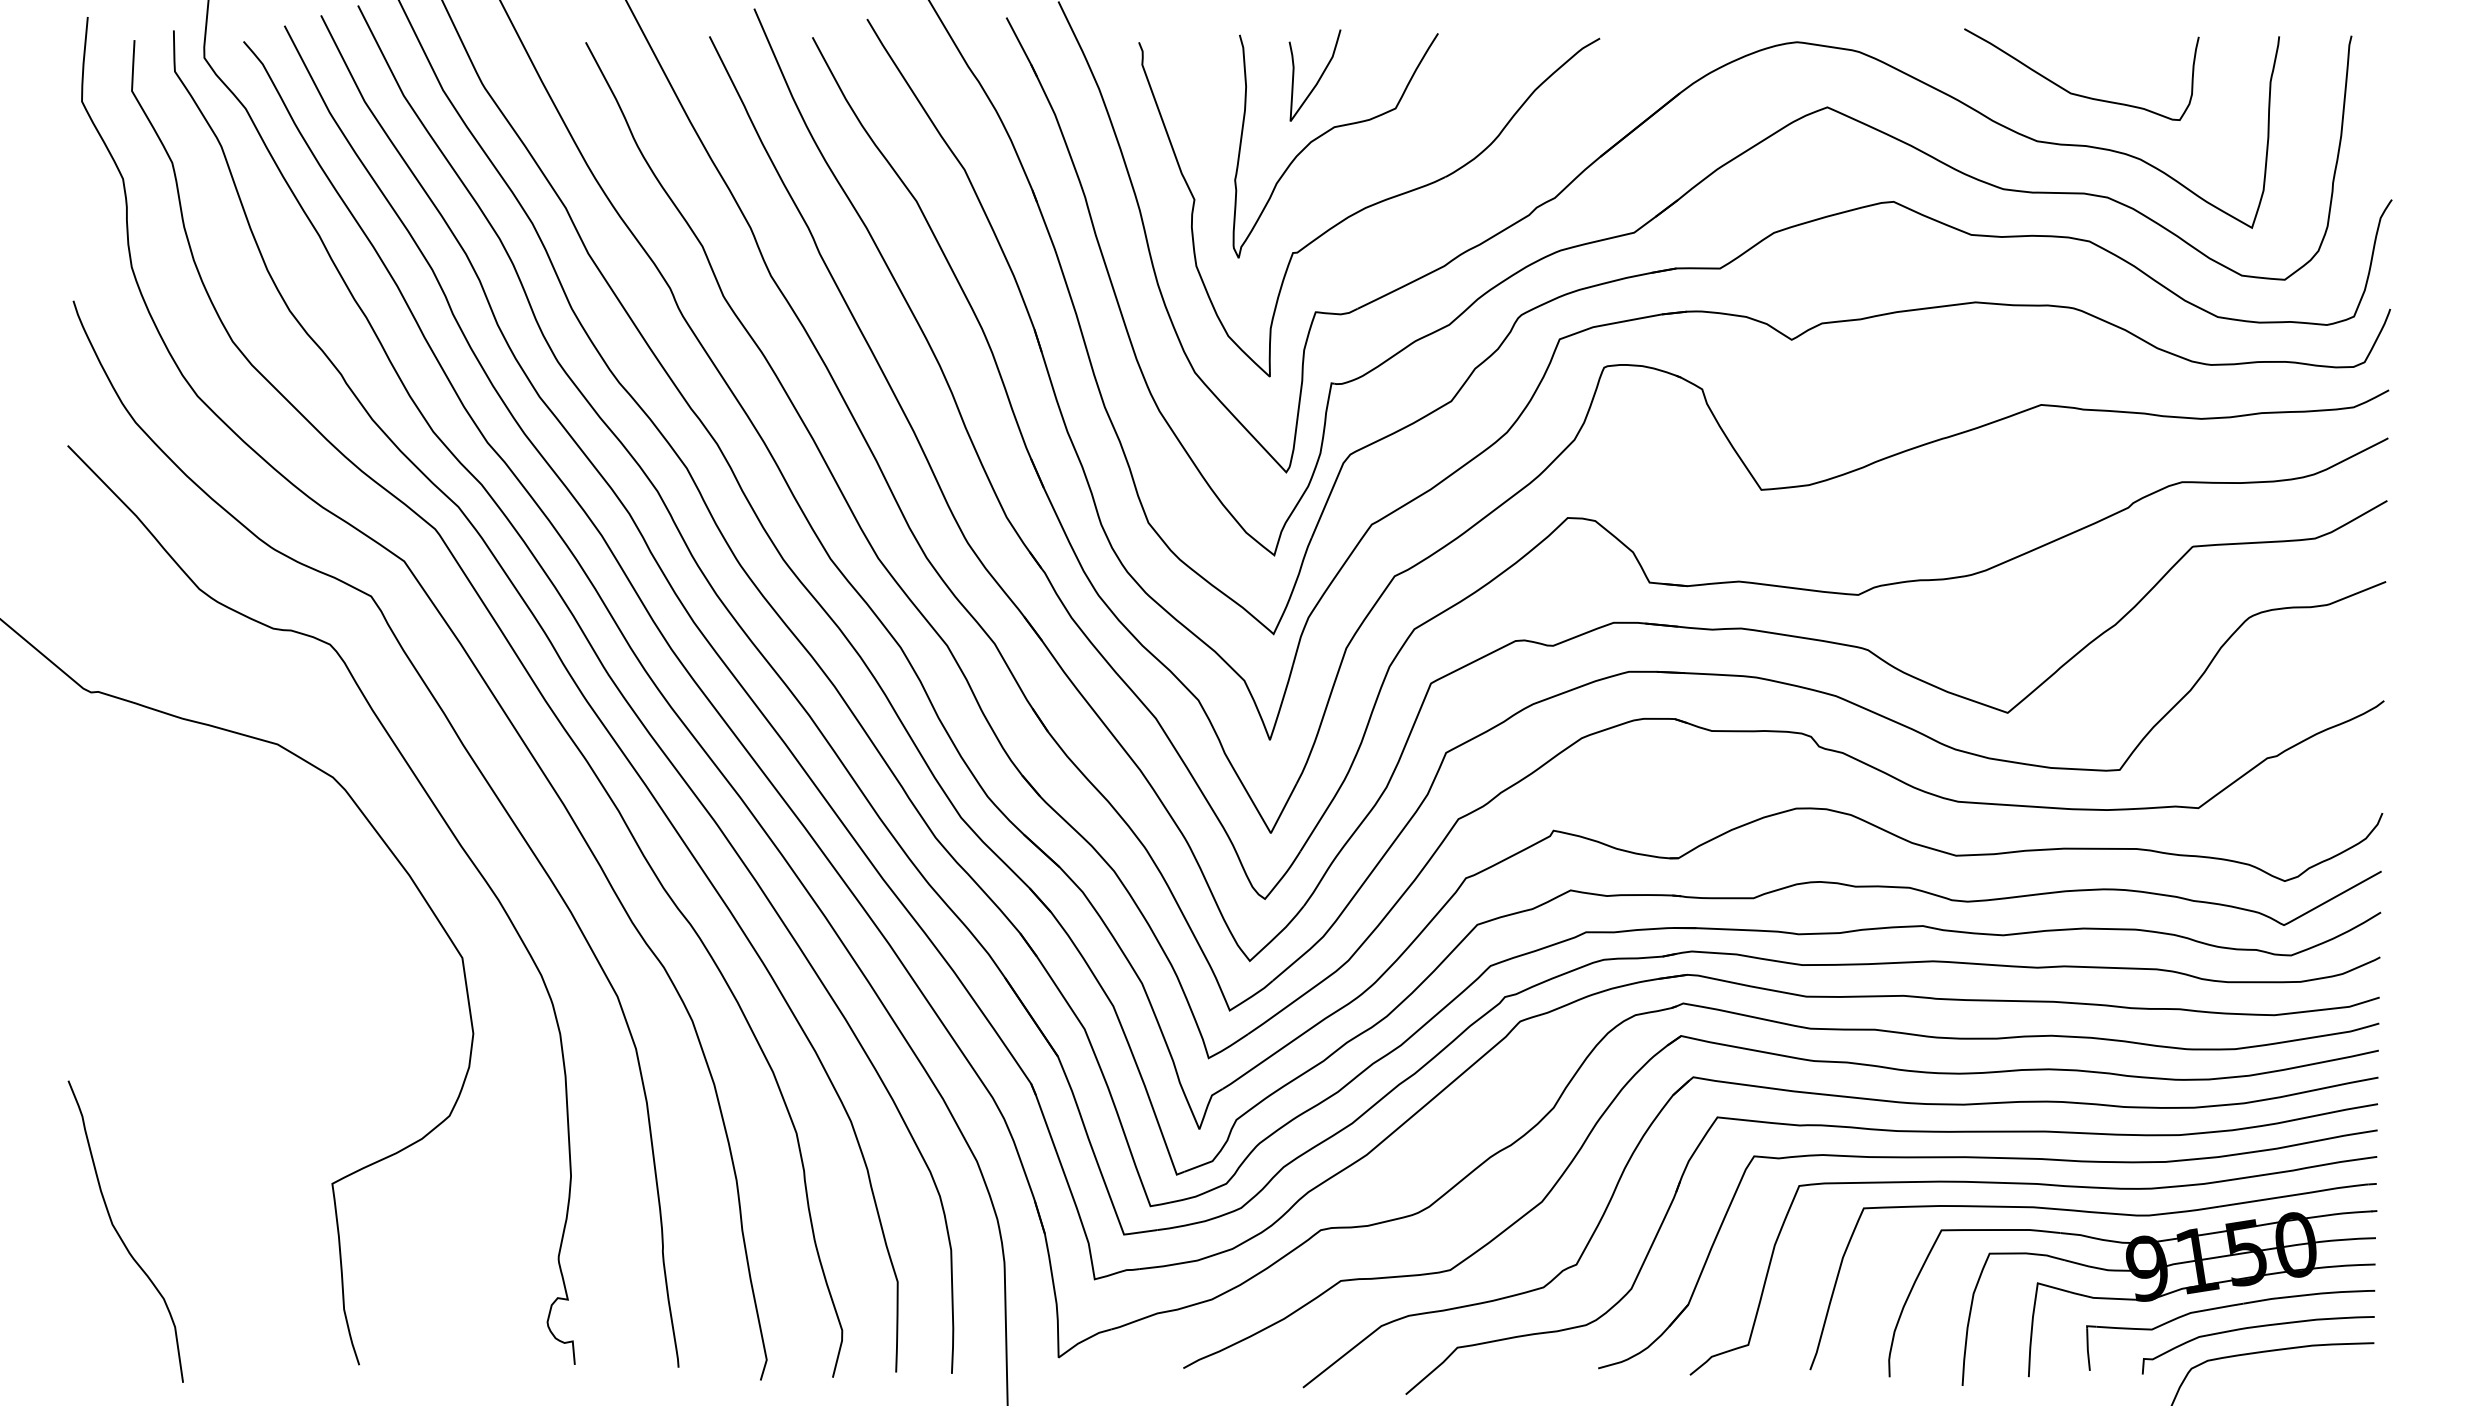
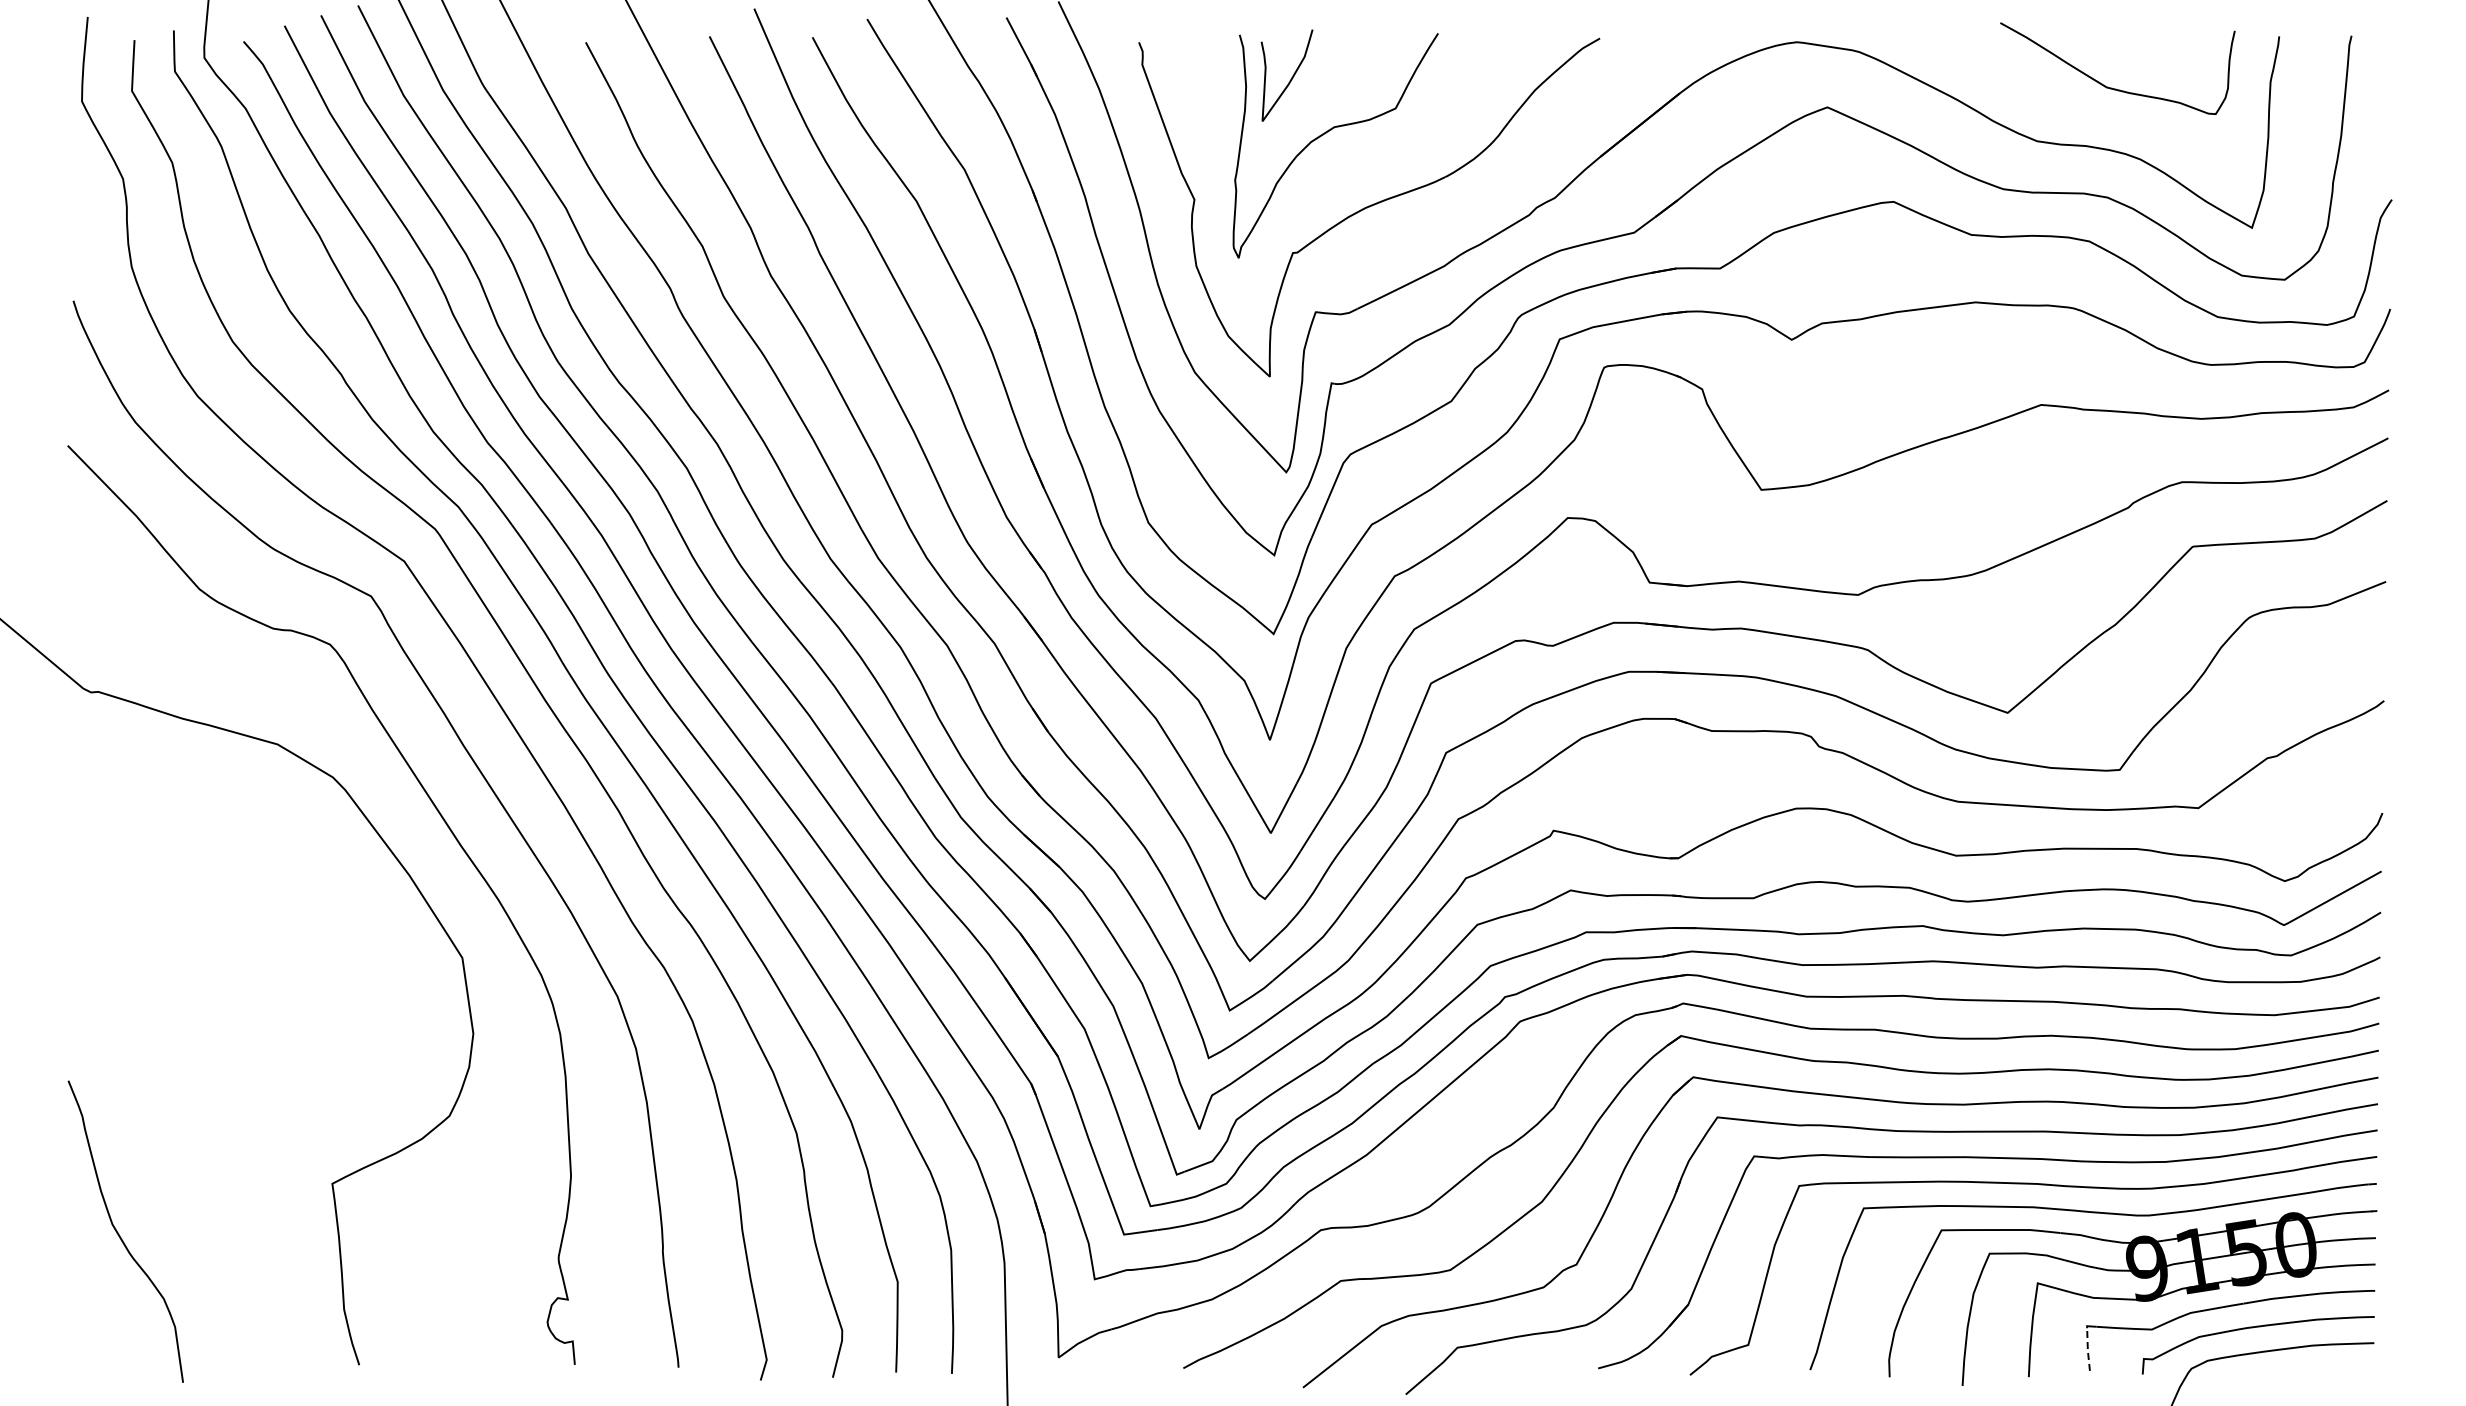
curve position: (1319, 77) -> (1291, 77) (1291, 77)
curve position: (2075, 93) -> (2111, 87) (2111, 87)
line: solid -> dashed (2087, 1349)
